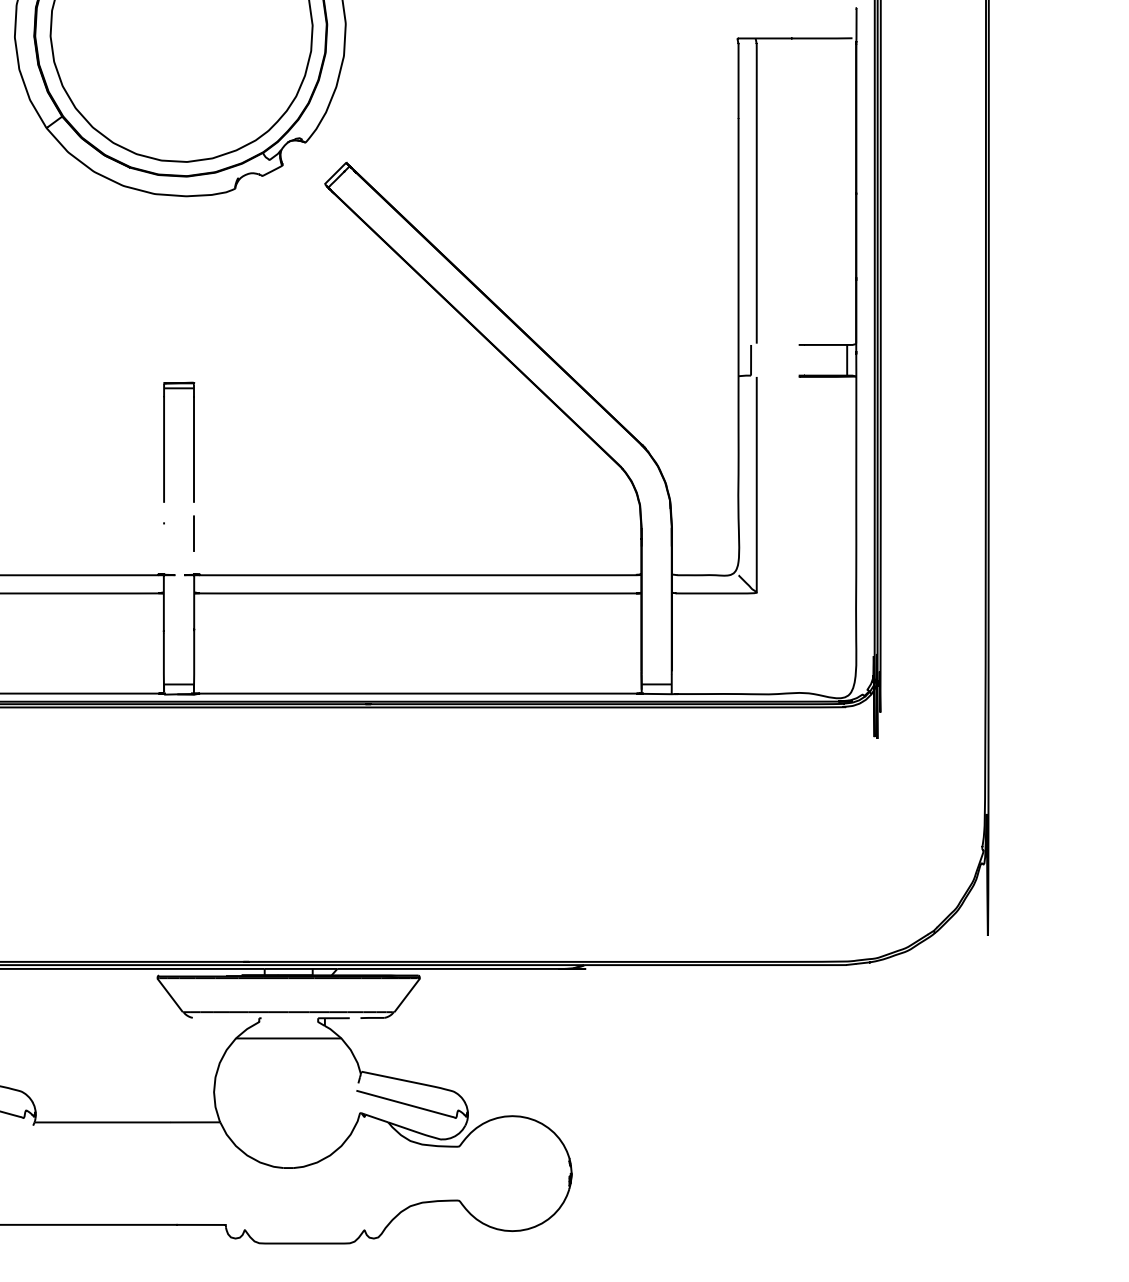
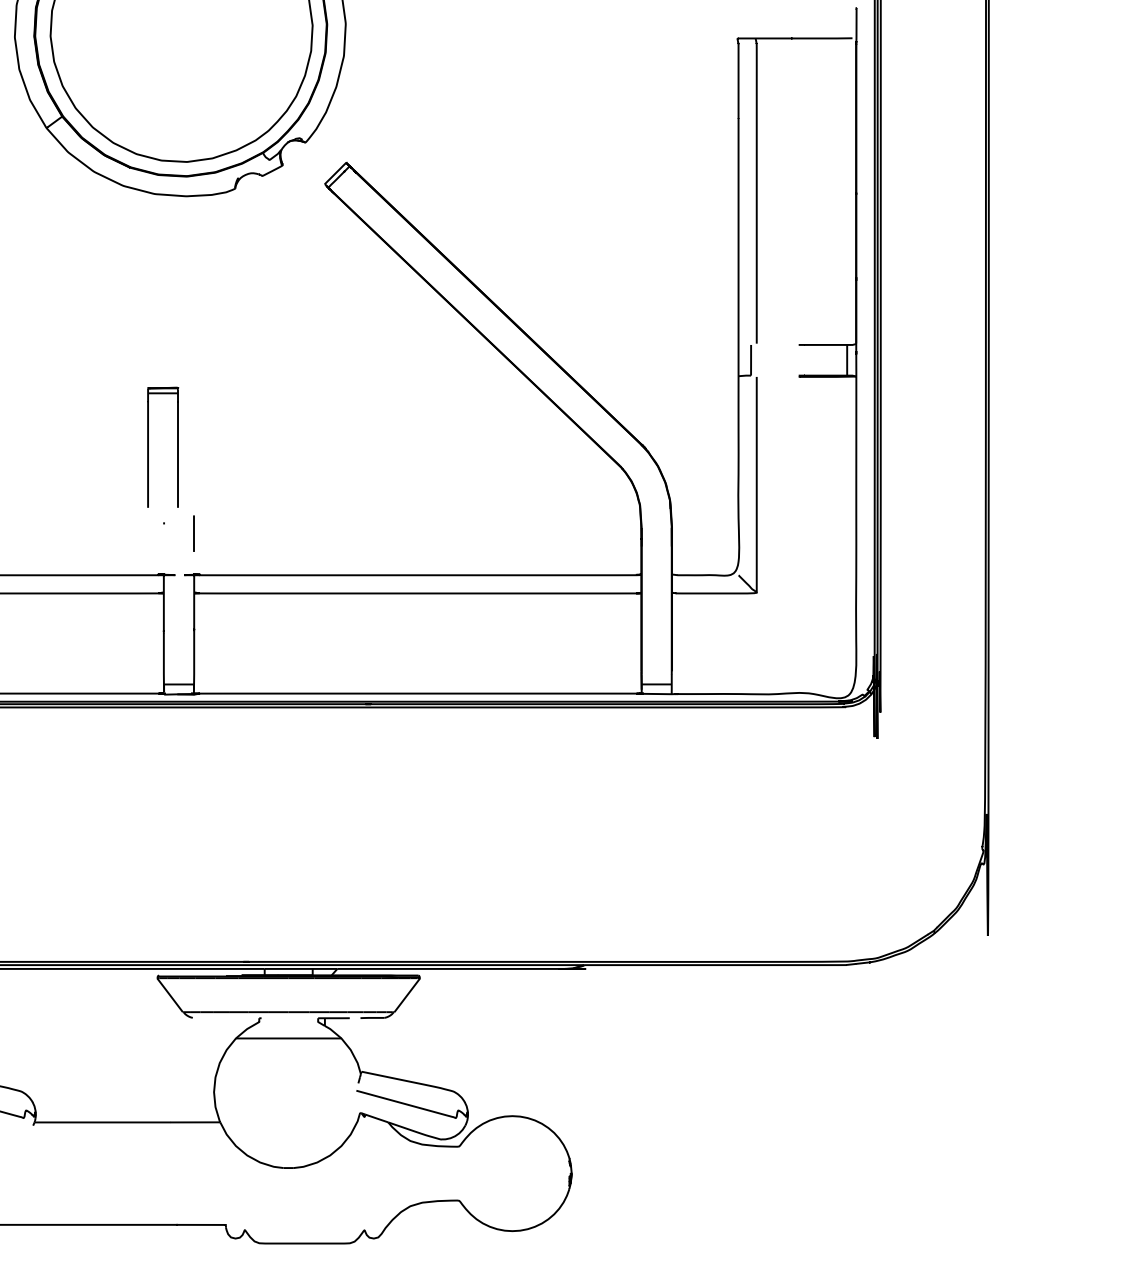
part position: (193, 441) -> (177, 446) (177, 446)
